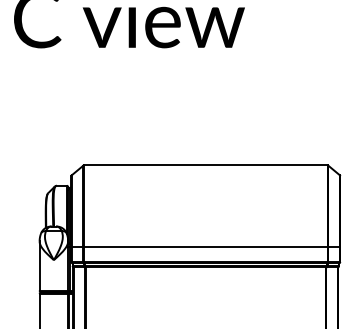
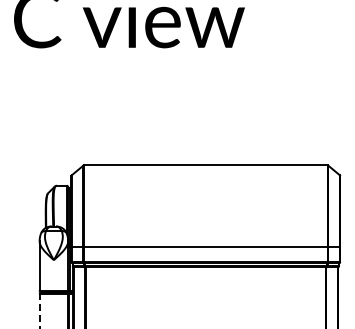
line: solid -> dashed (39, 310)
